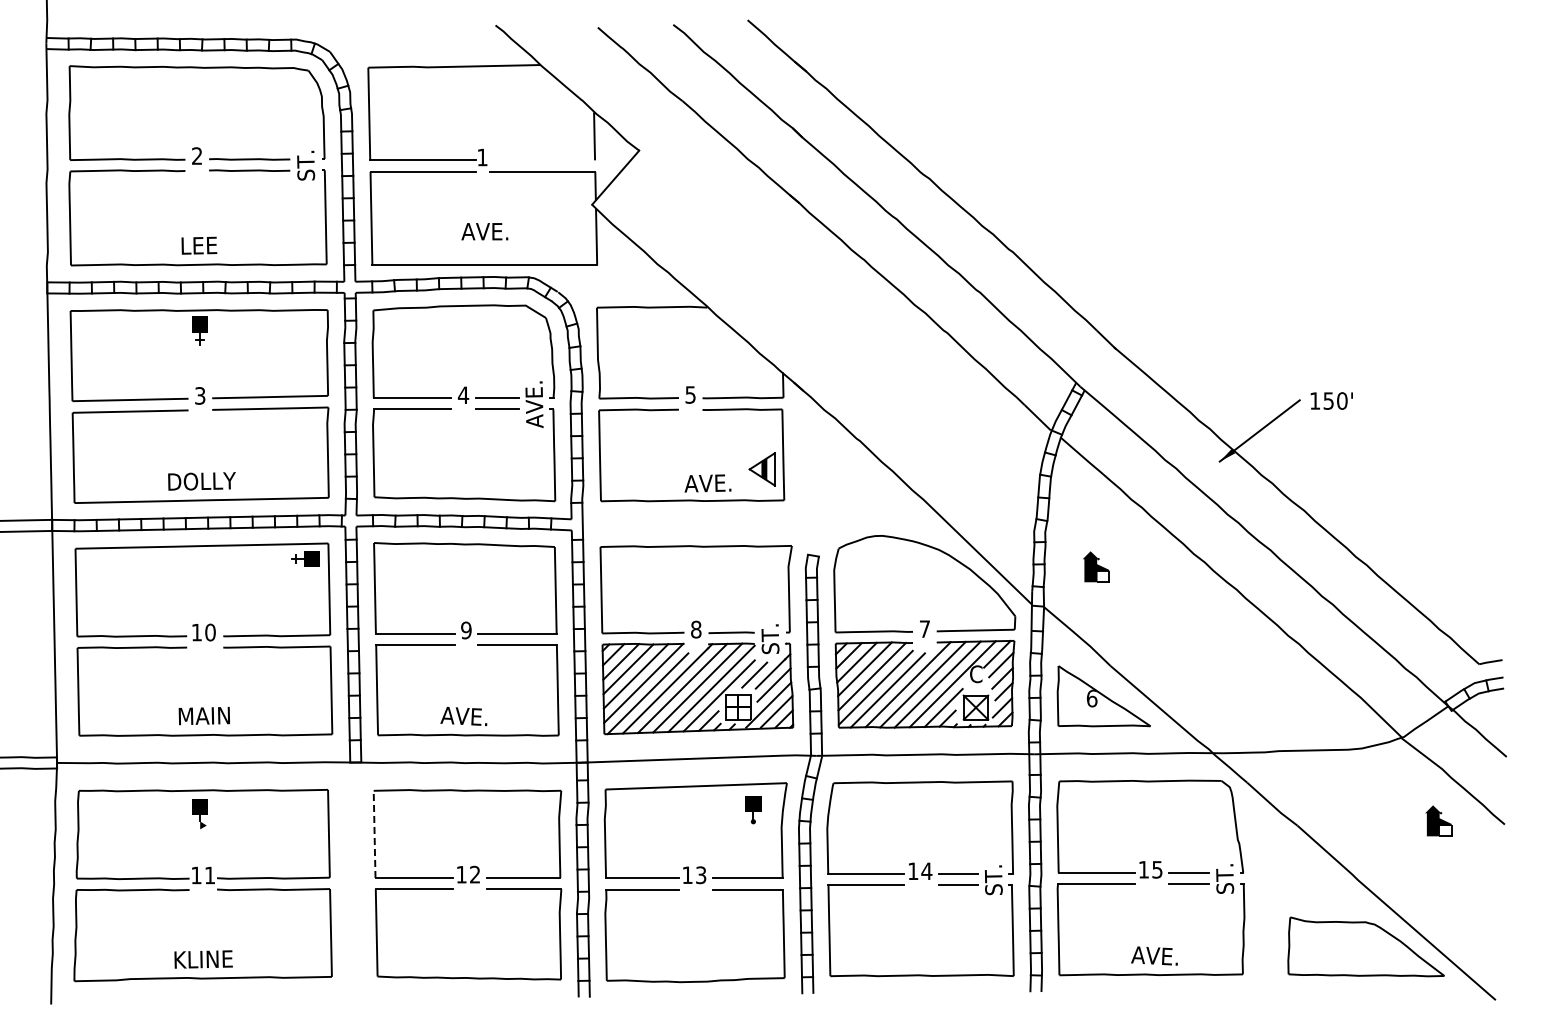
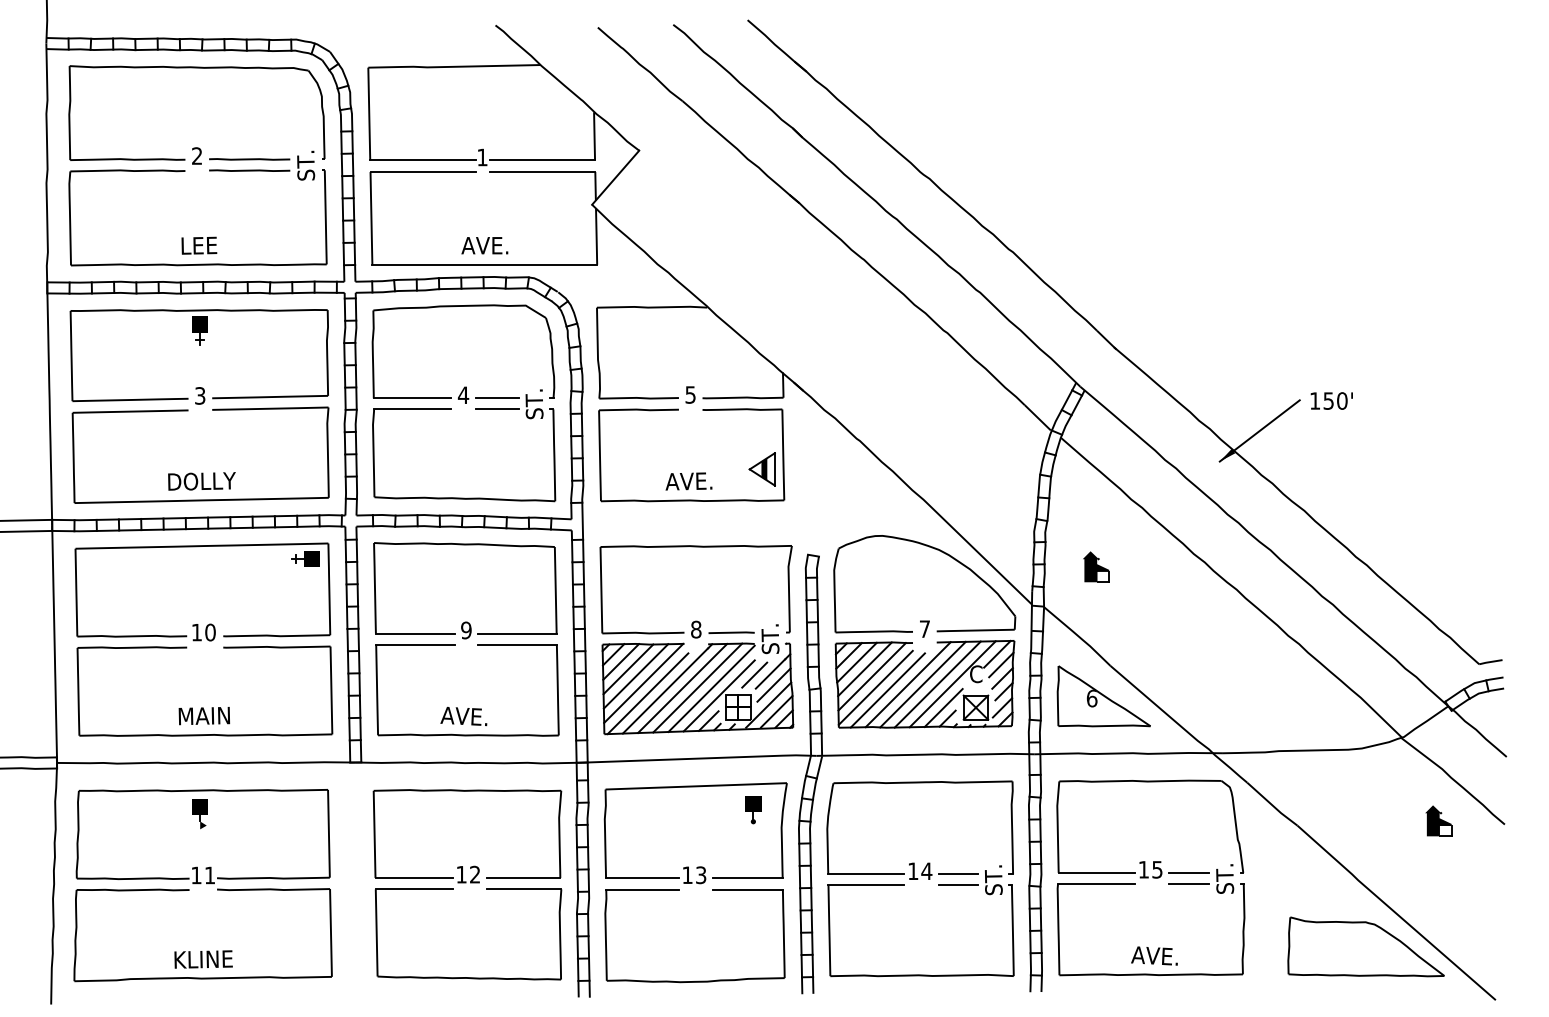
line: none -> present (542, 160)
text position: (484, 231) -> (484, 245) (484, 245)
text: AVE. -> ST. (534, 404)
text position: (707, 483) -> (688, 481) (688, 481)
line: dashed -> solid (374, 834)
